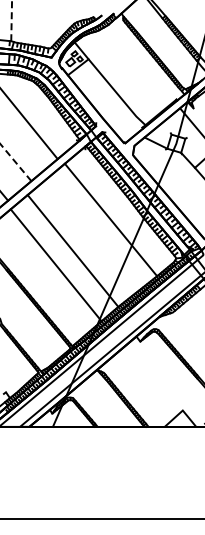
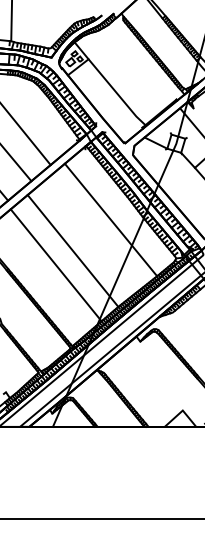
line: dashed -> solid (11, 20)
line position: (29, 124) -> (26, 135) (26, 135)
line: dashed -> solid (15, 162)
